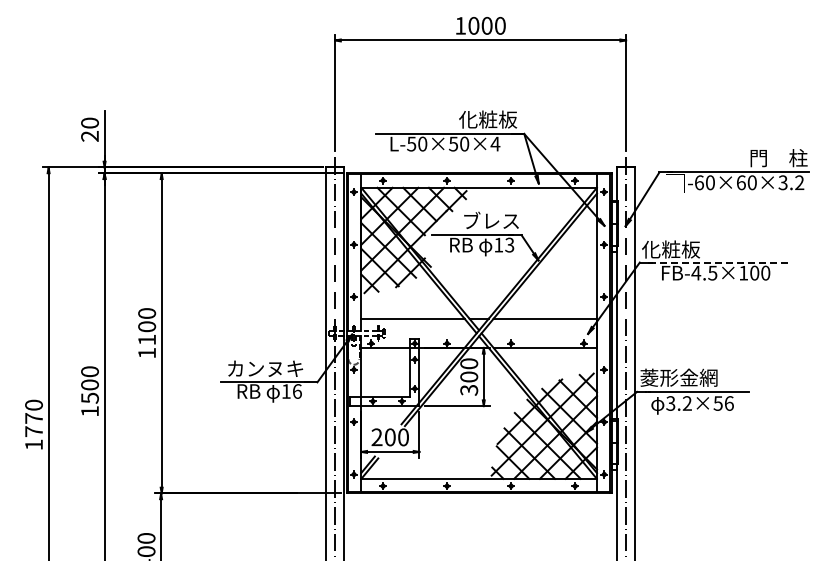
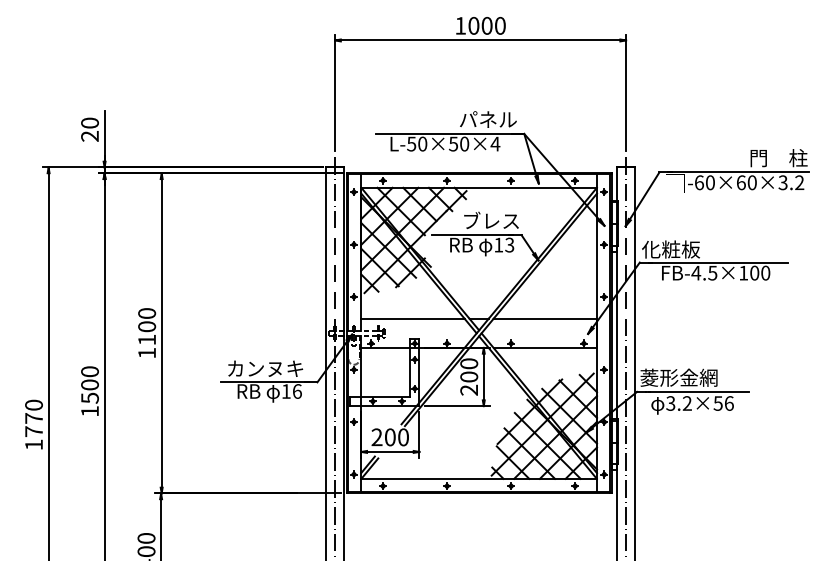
text: 化粧板 -> パネル (488, 119)
line: dashed -> solid (718, 262)
text: 300 -> 200 (469, 389)
